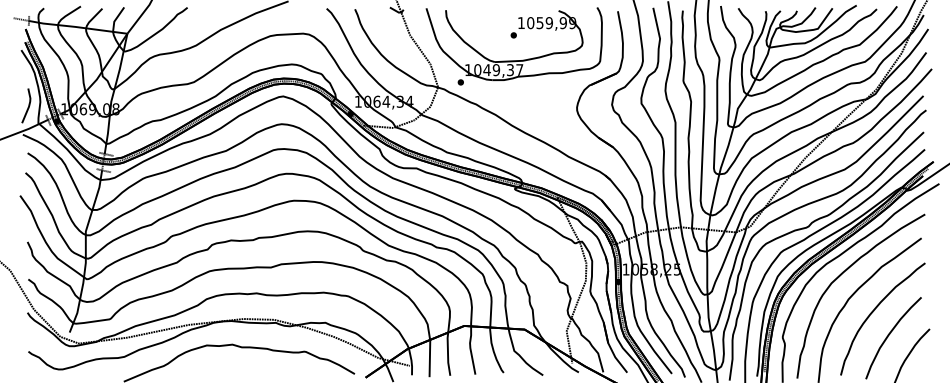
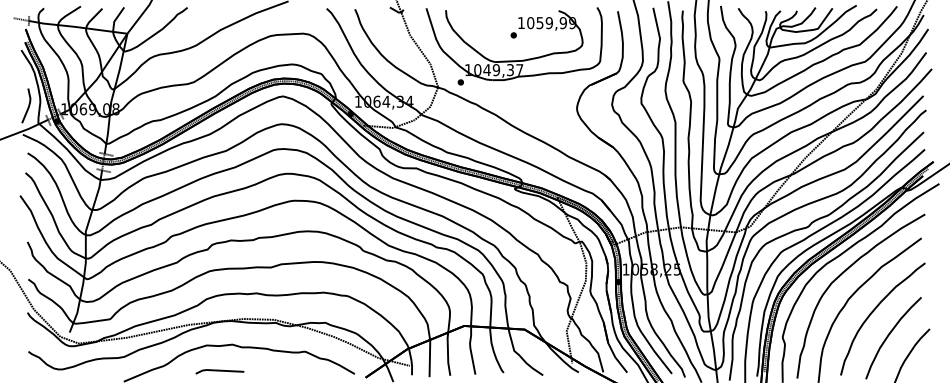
part: none -> present (219, 371)
